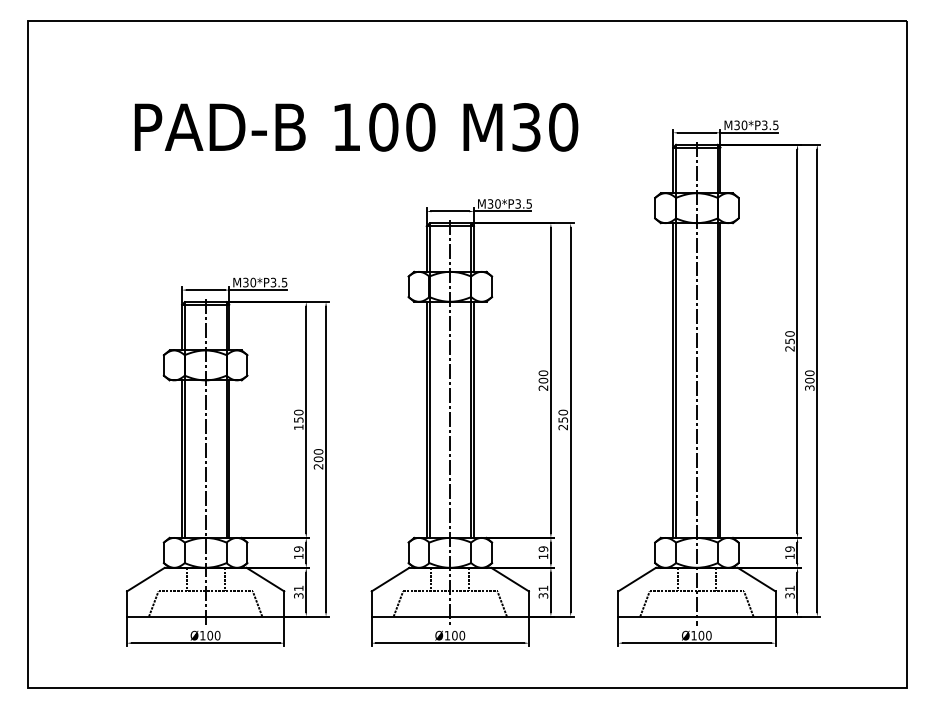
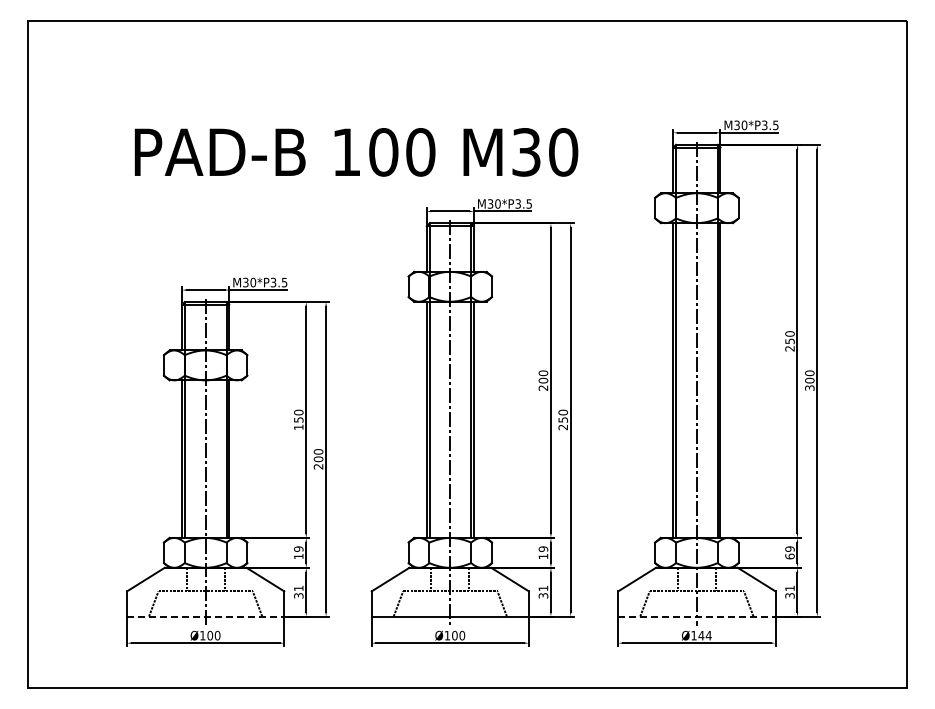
text position: (356, 127) -> (356, 152) (356, 152)
text: 19 -> 69 (789, 556)
line: solid -> dashed (205, 616)
line: solid -> dashed (696, 616)
text: Ø100 -> Ø144 (704, 635)
